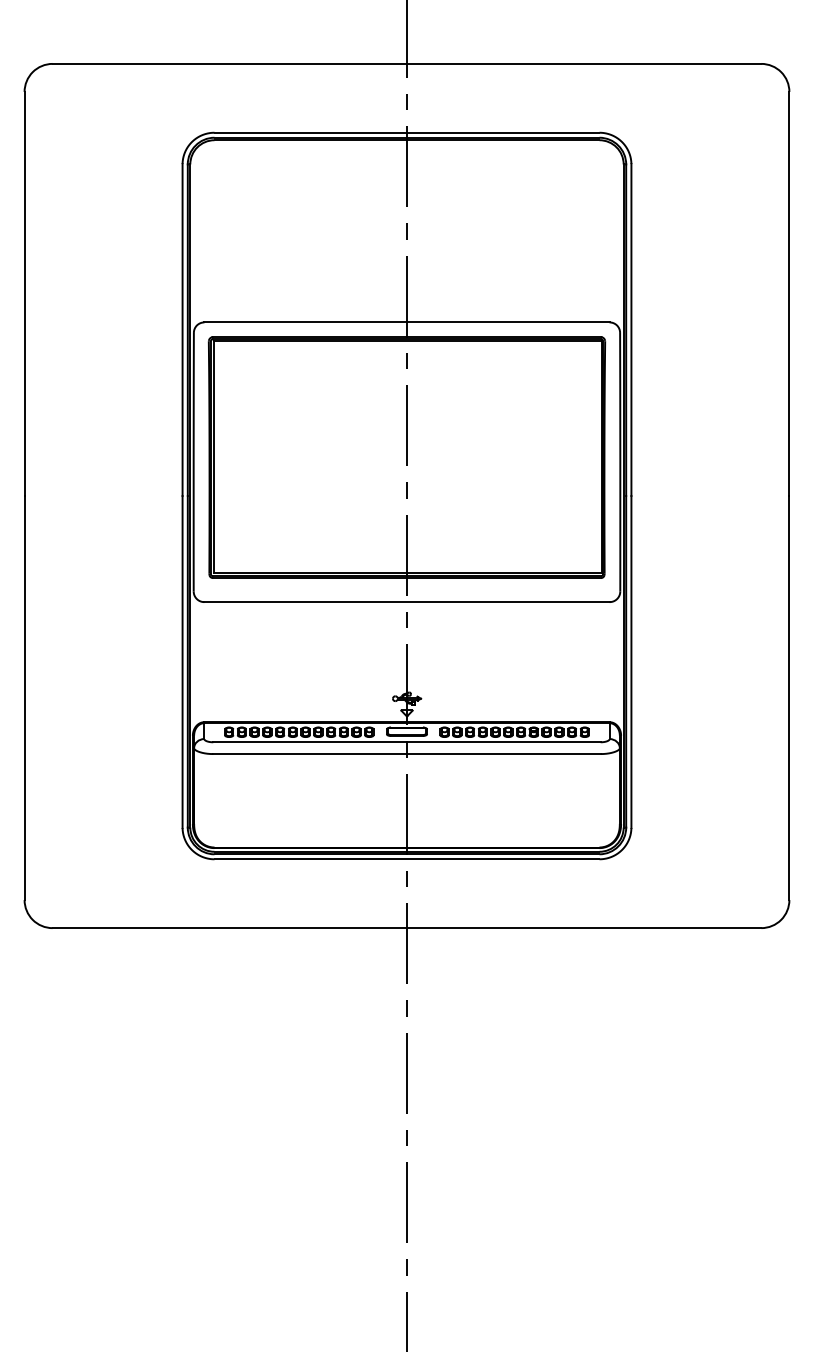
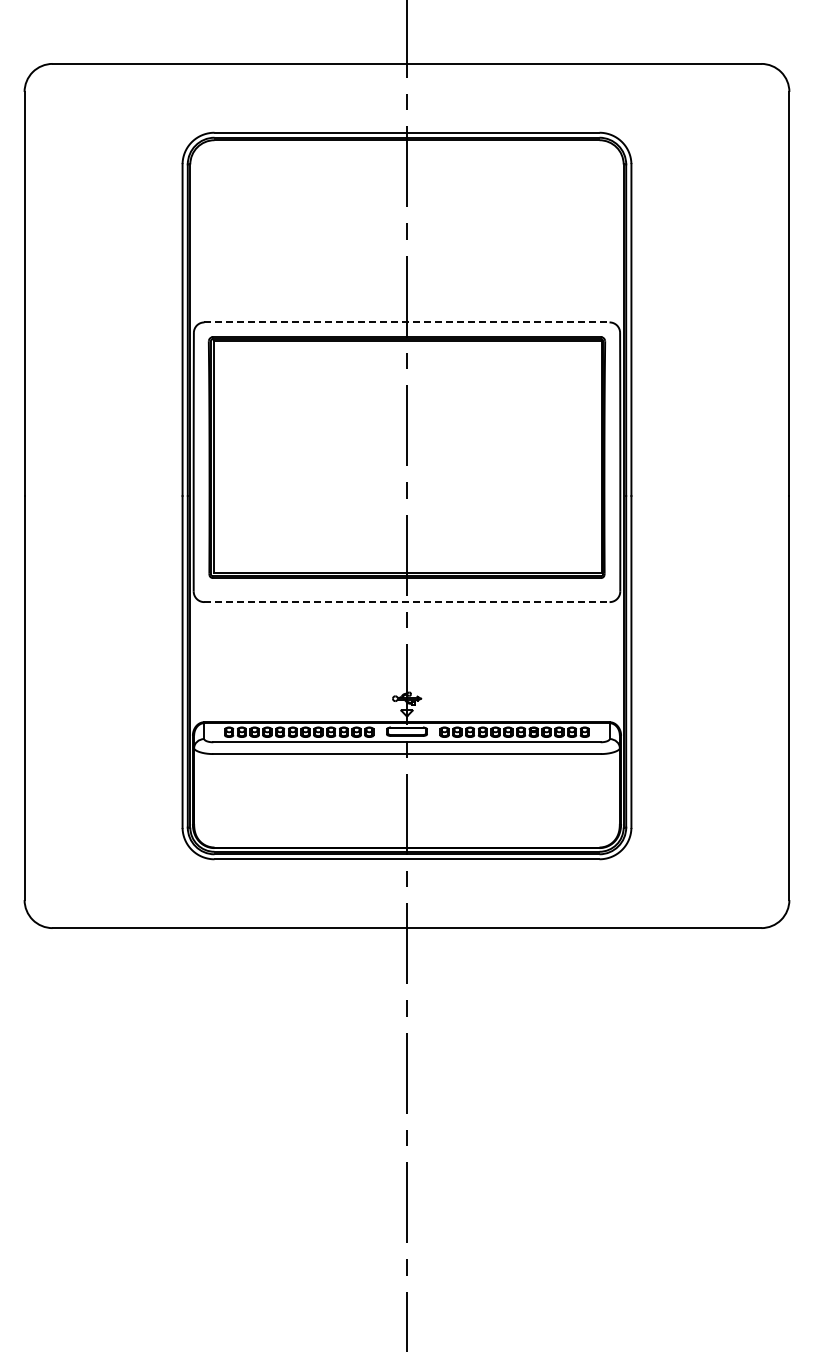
line: solid -> dashed (406, 322)
line: solid -> dashed (406, 602)
